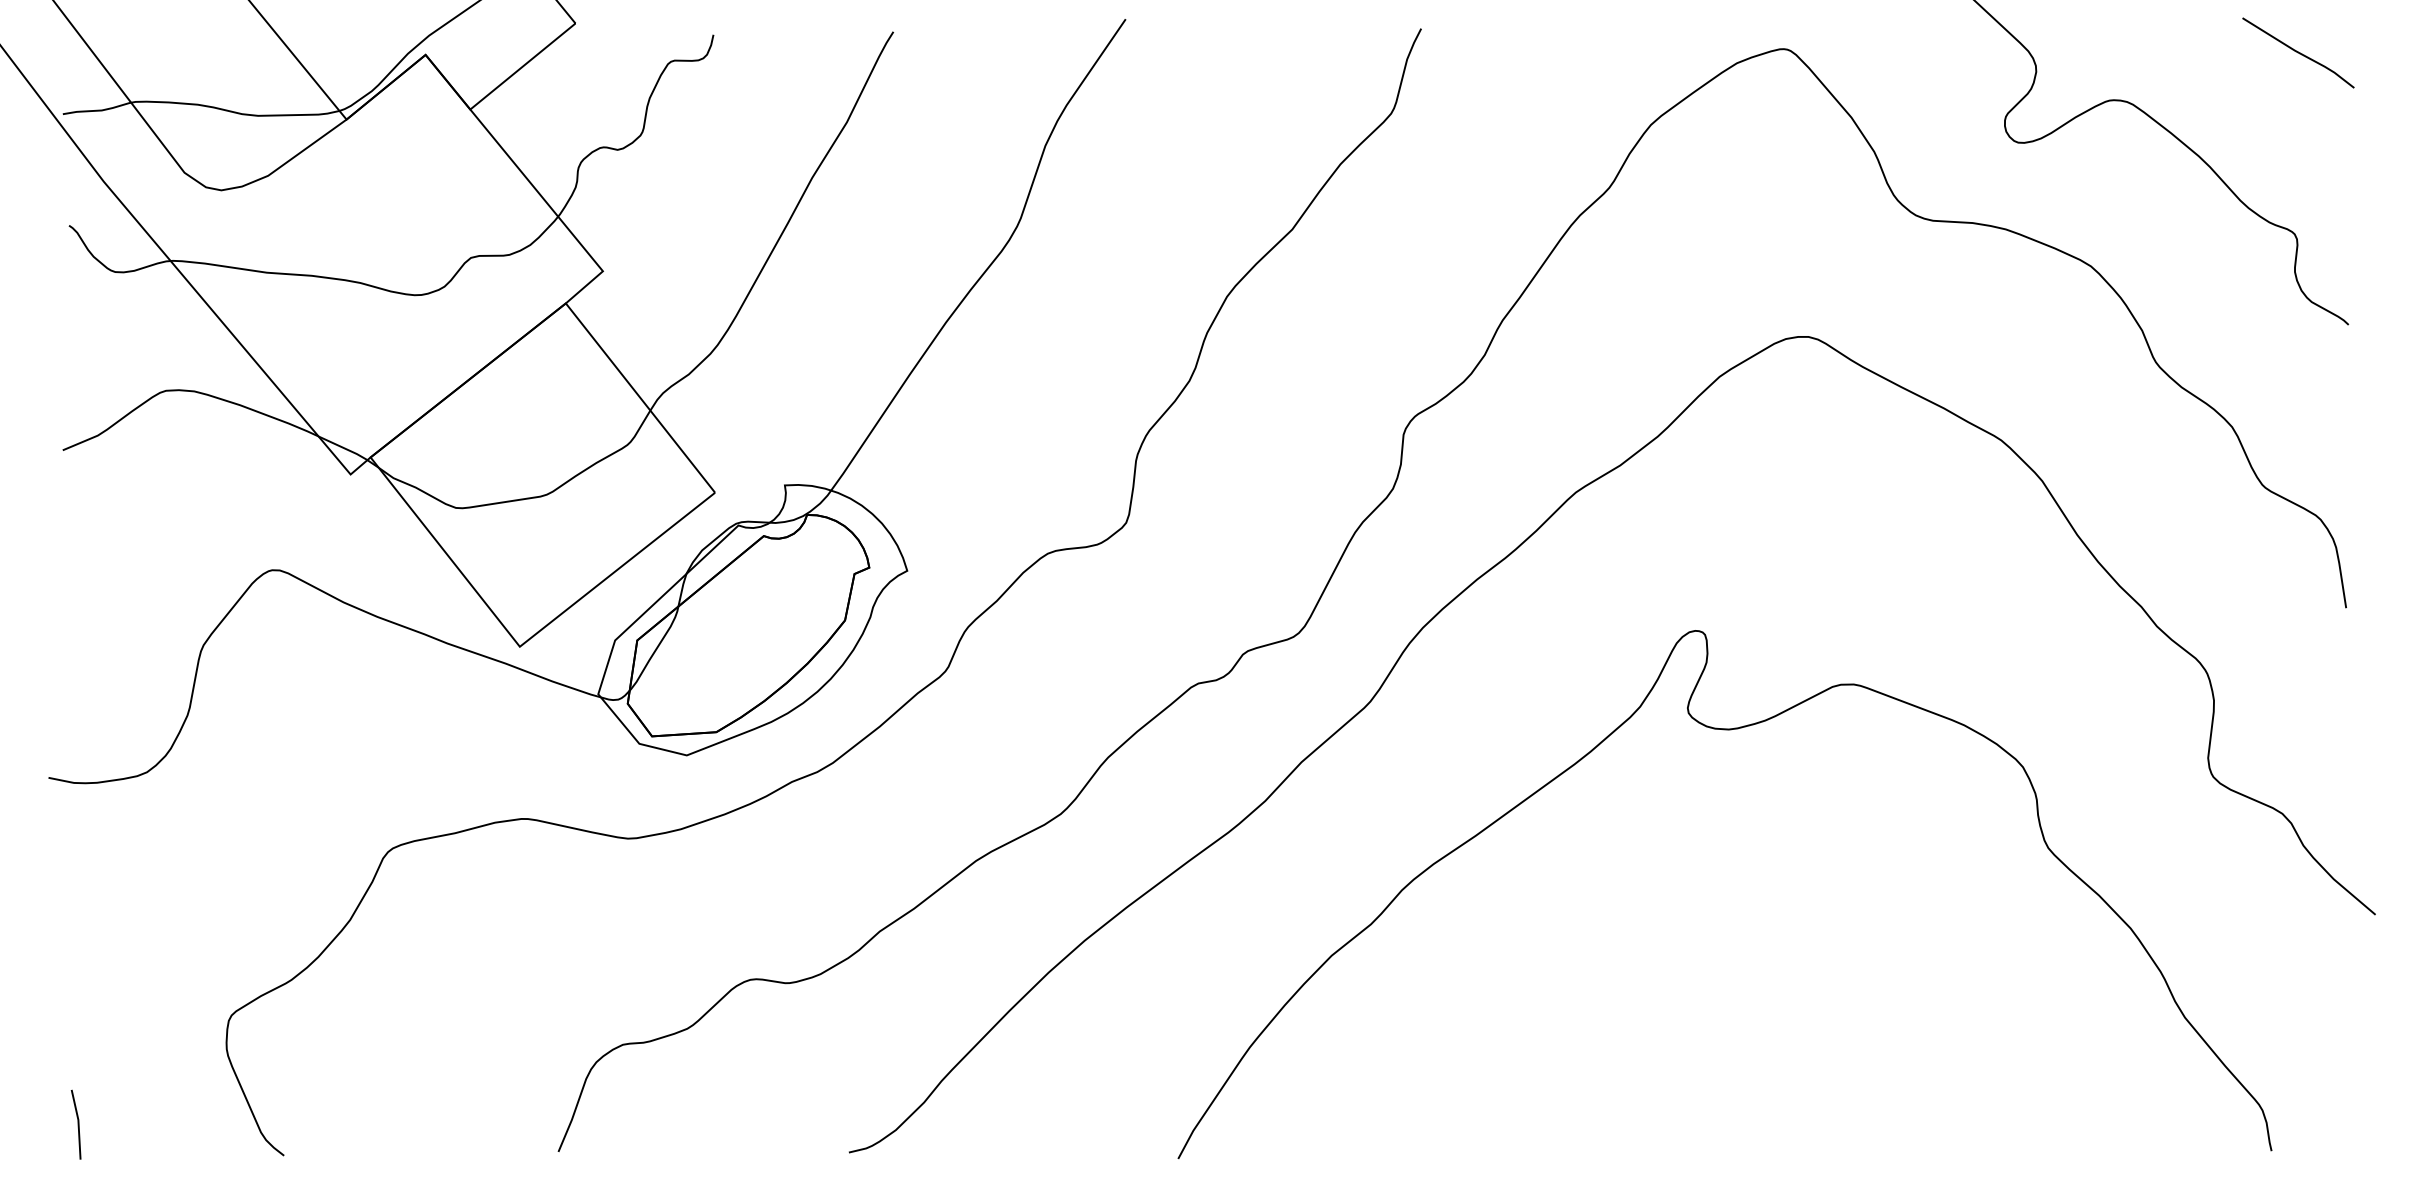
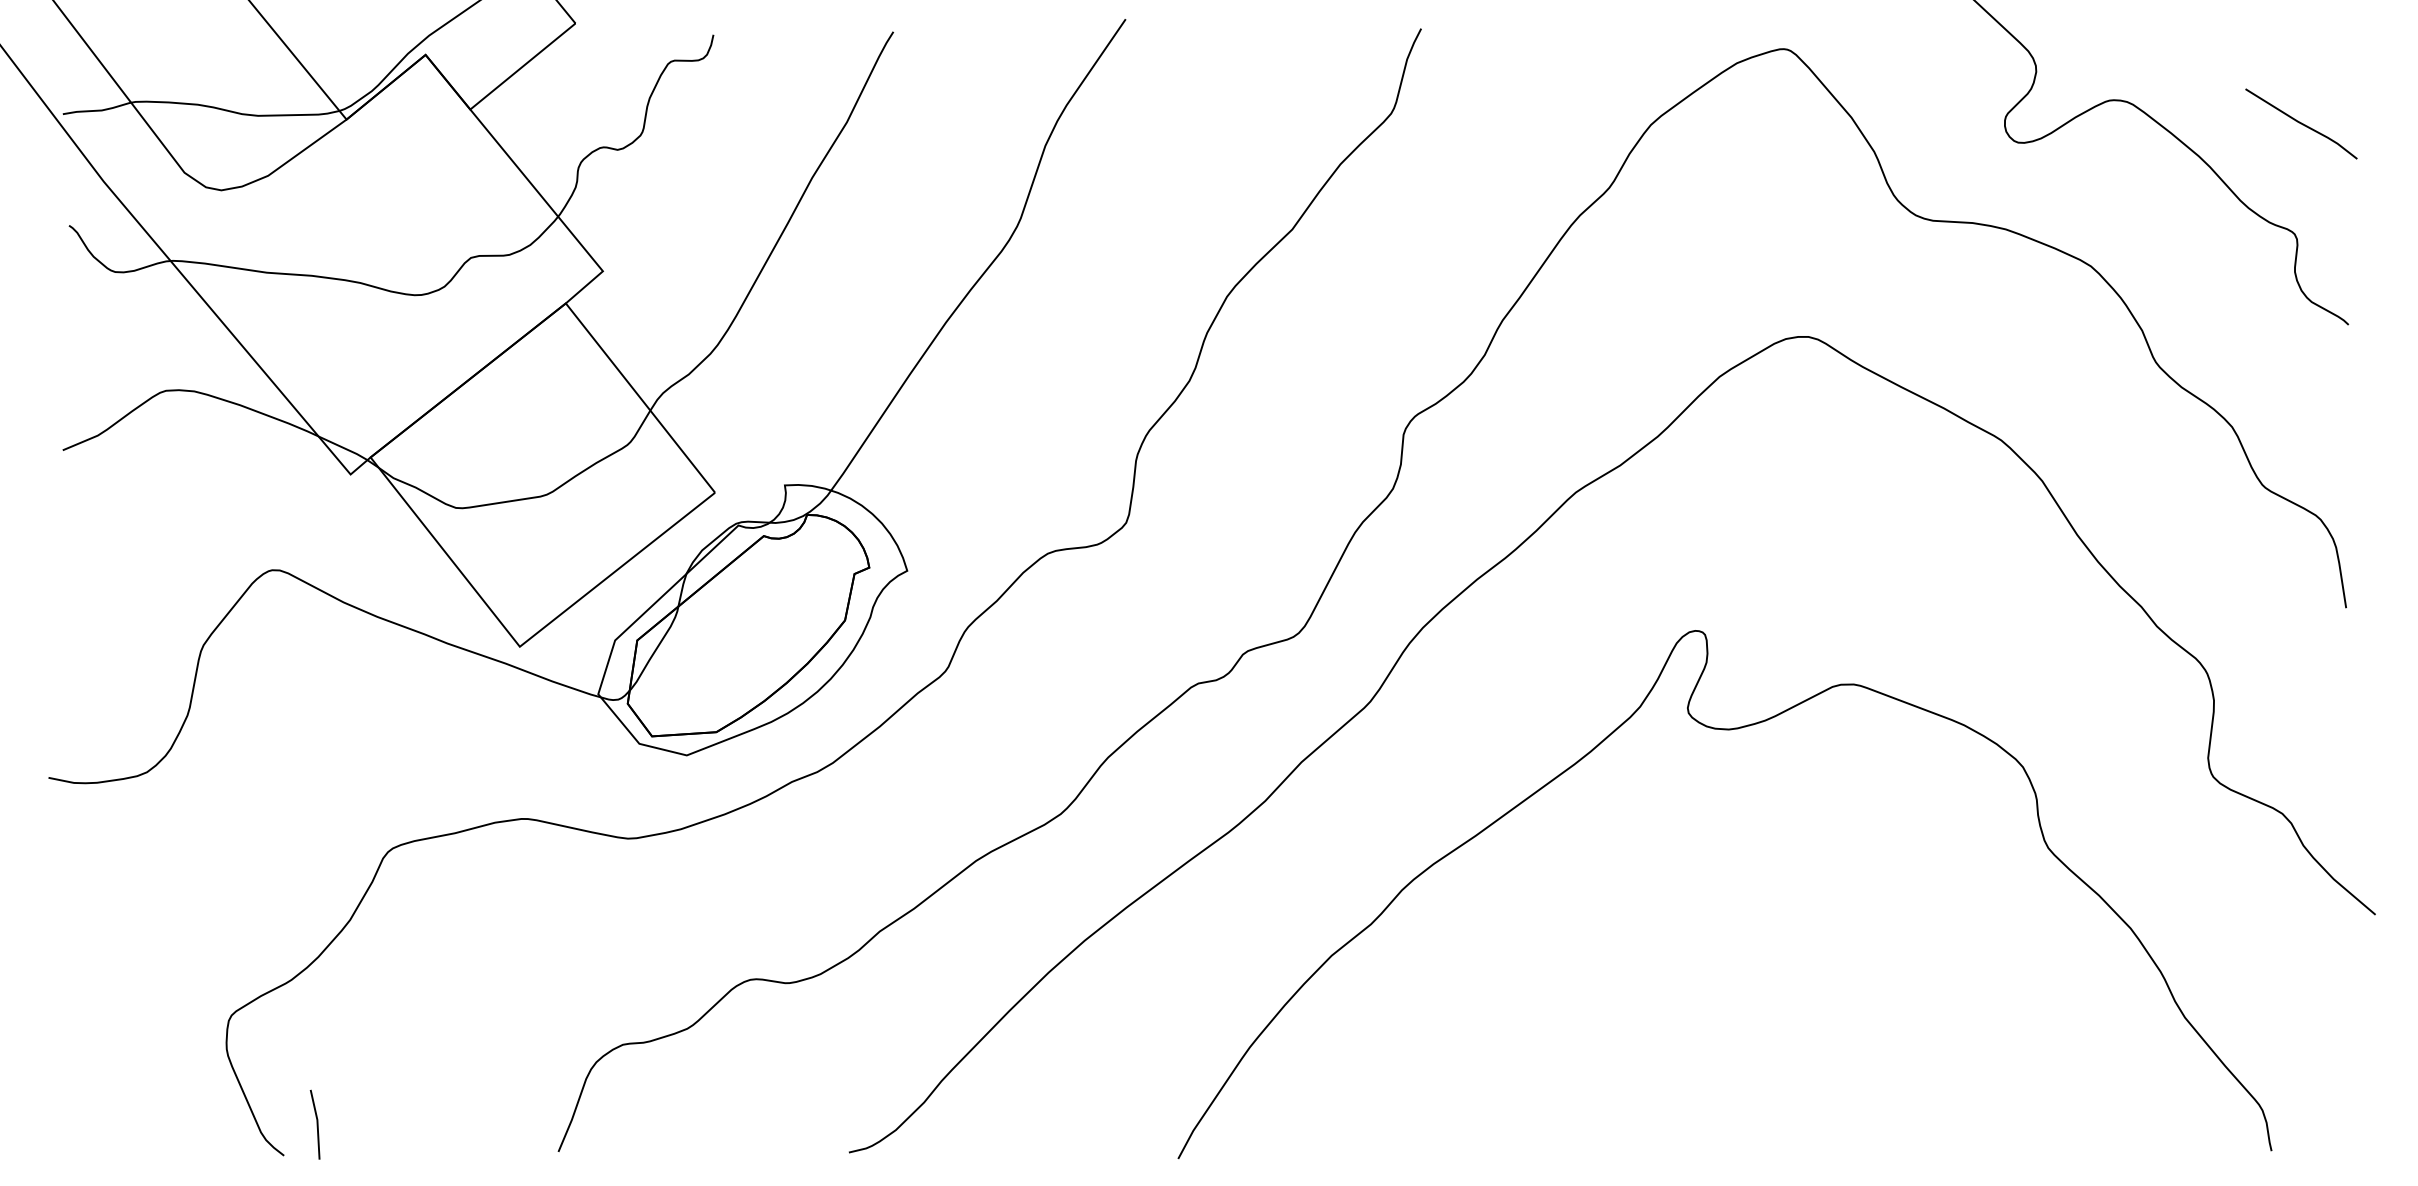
line position: (2298, 52) -> (2301, 123) (2301, 123)
line position: (77, 1124) -> (316, 1124) (316, 1124)
